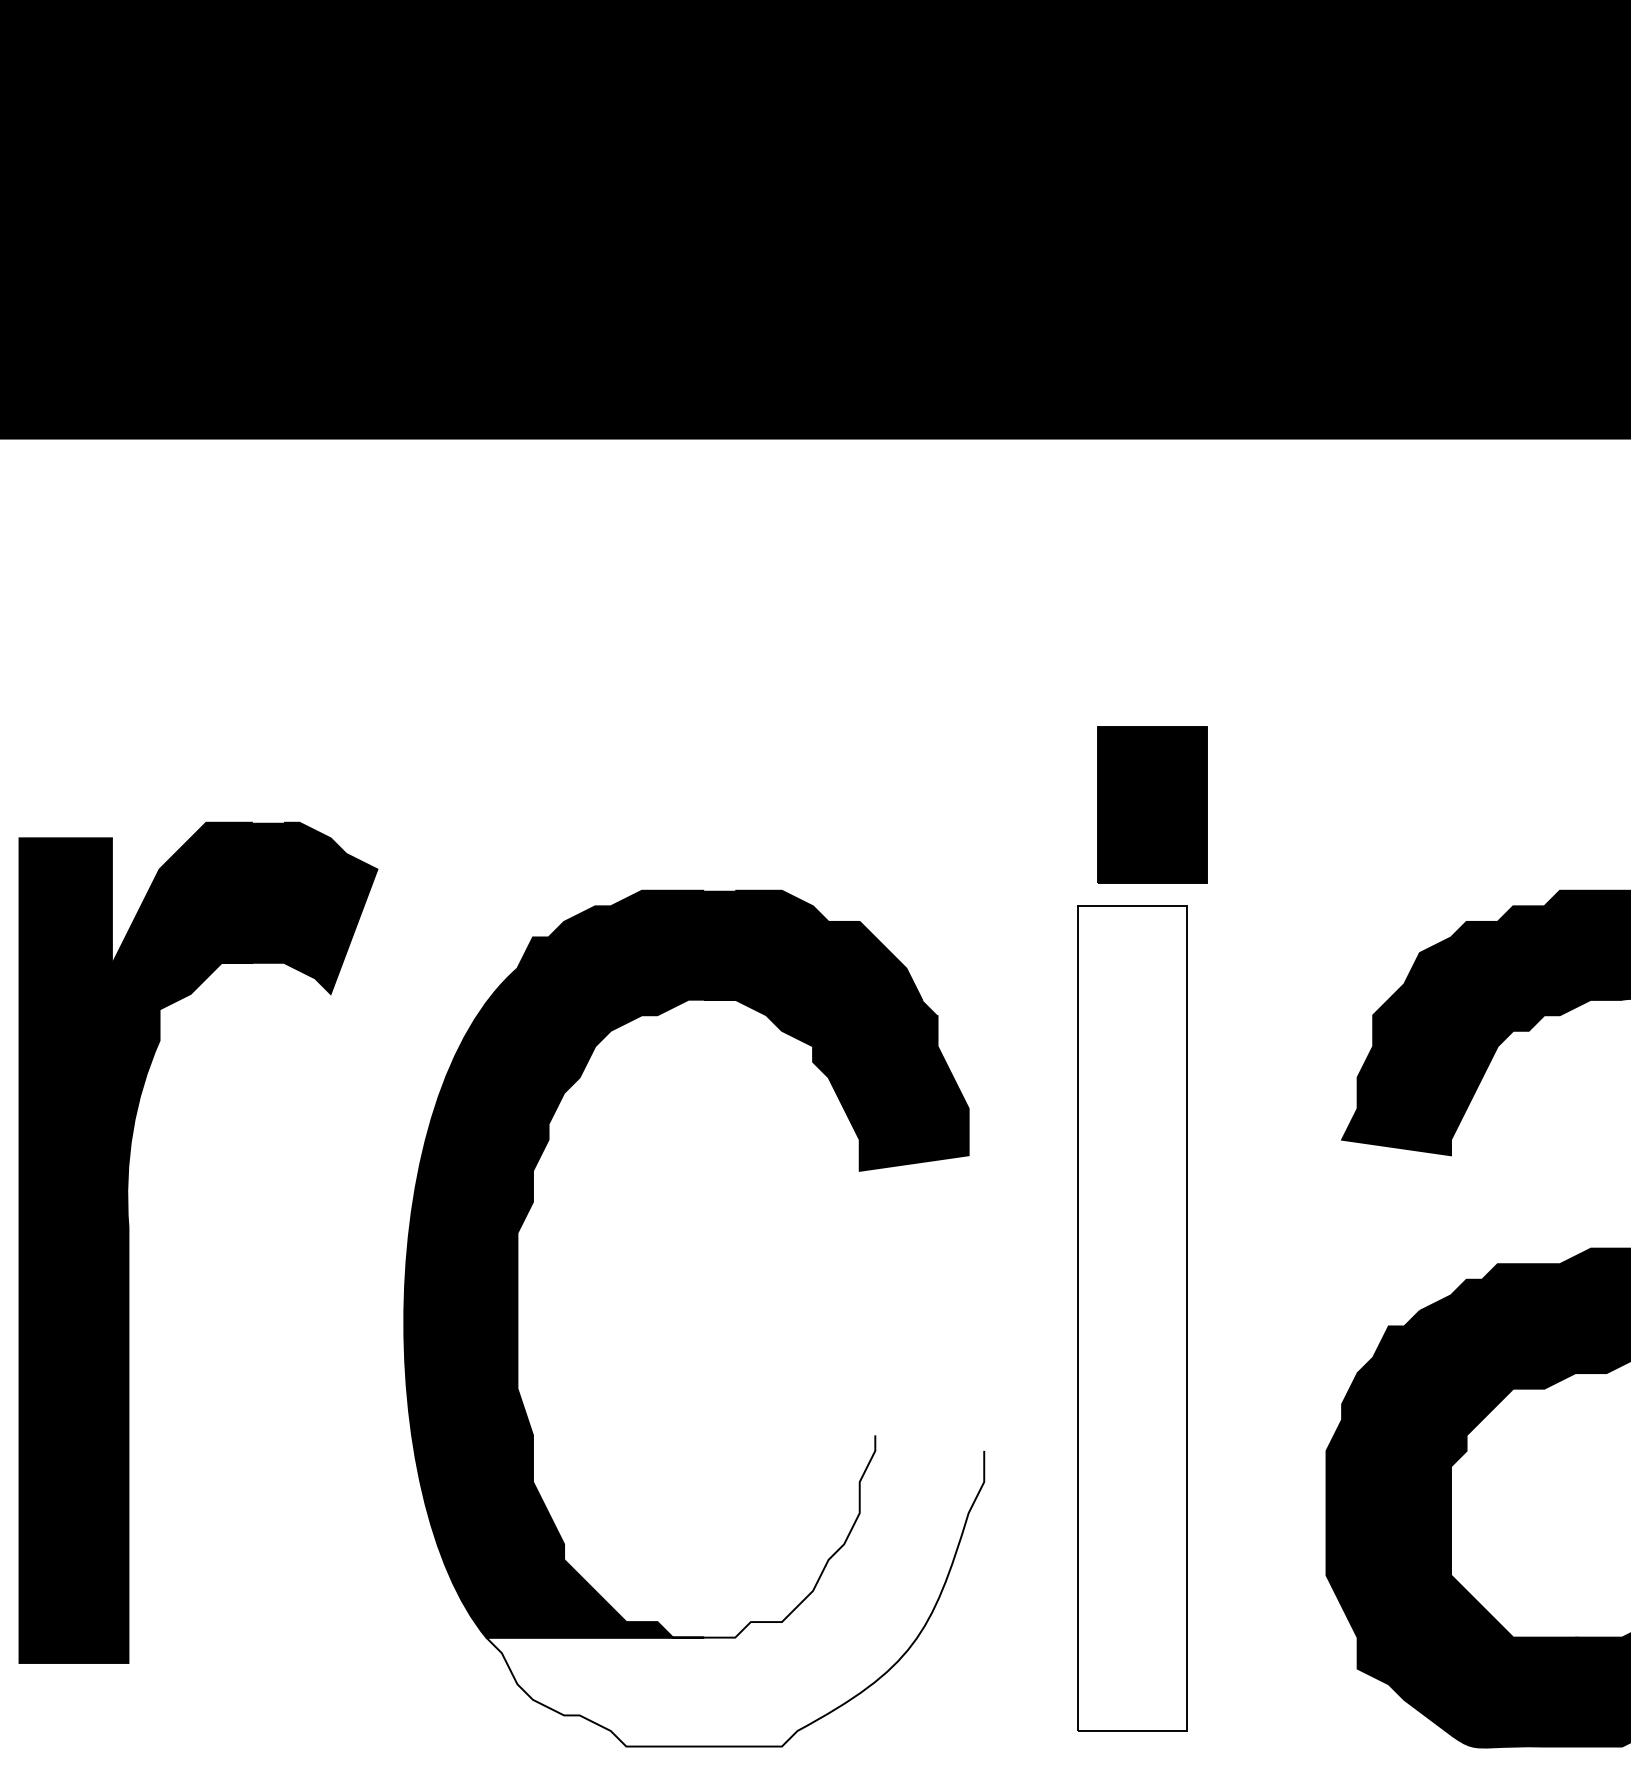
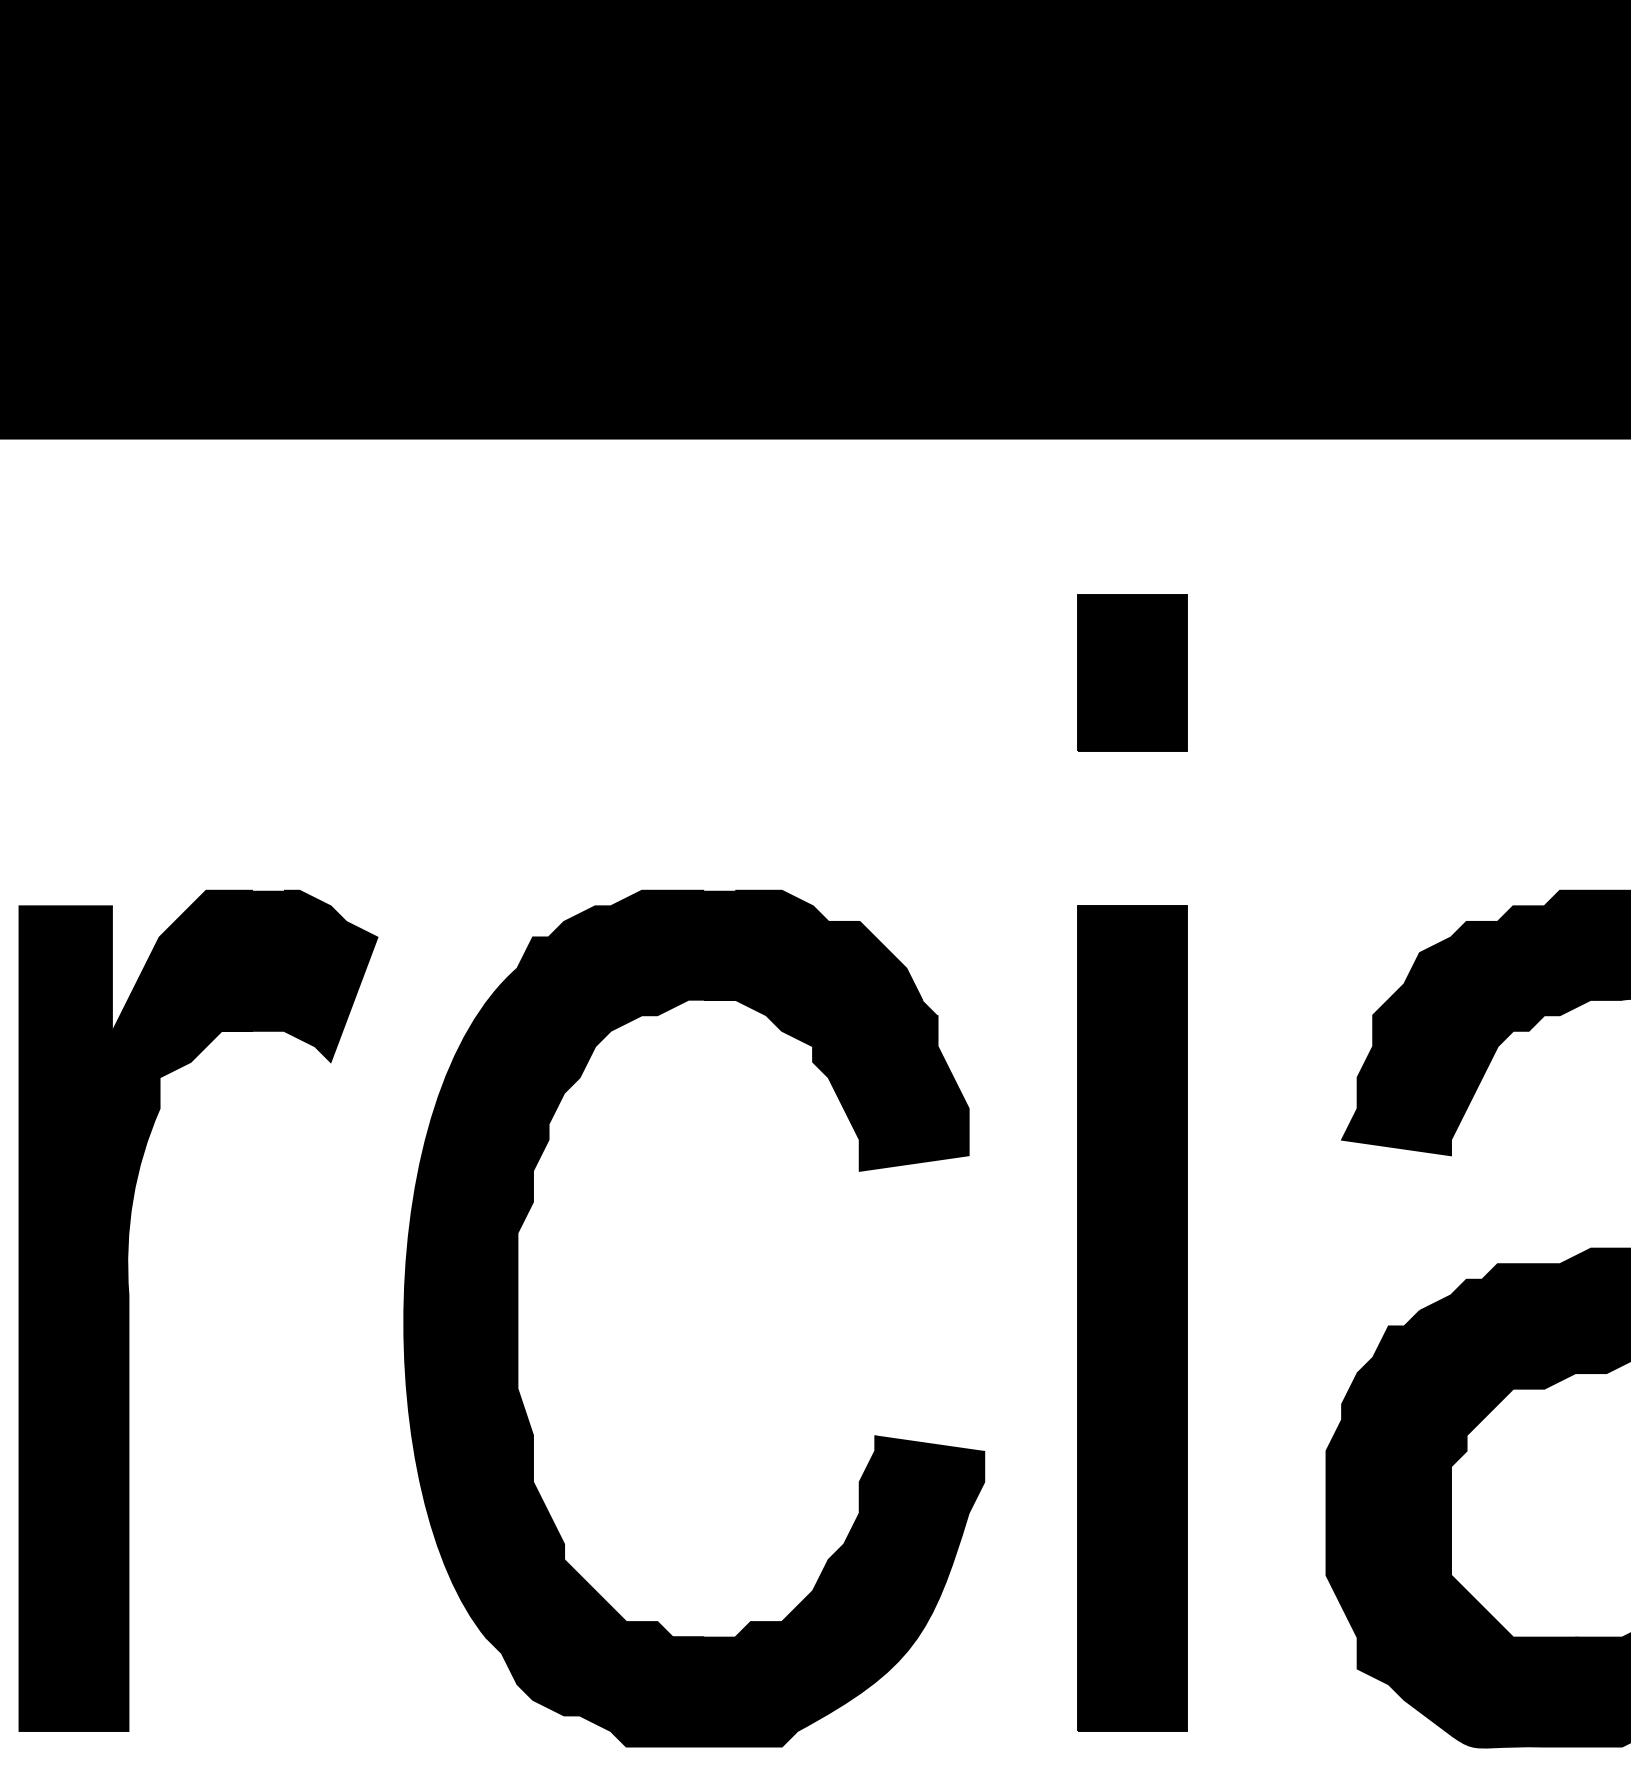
part position: (1152, 804) -> (1132, 672) (1132, 672)
part position: (129, 1242) -> (129, 1310) (129, 1310)
fill: none -> present (1131, 1318)
fill: none -> present (735, 1590)
